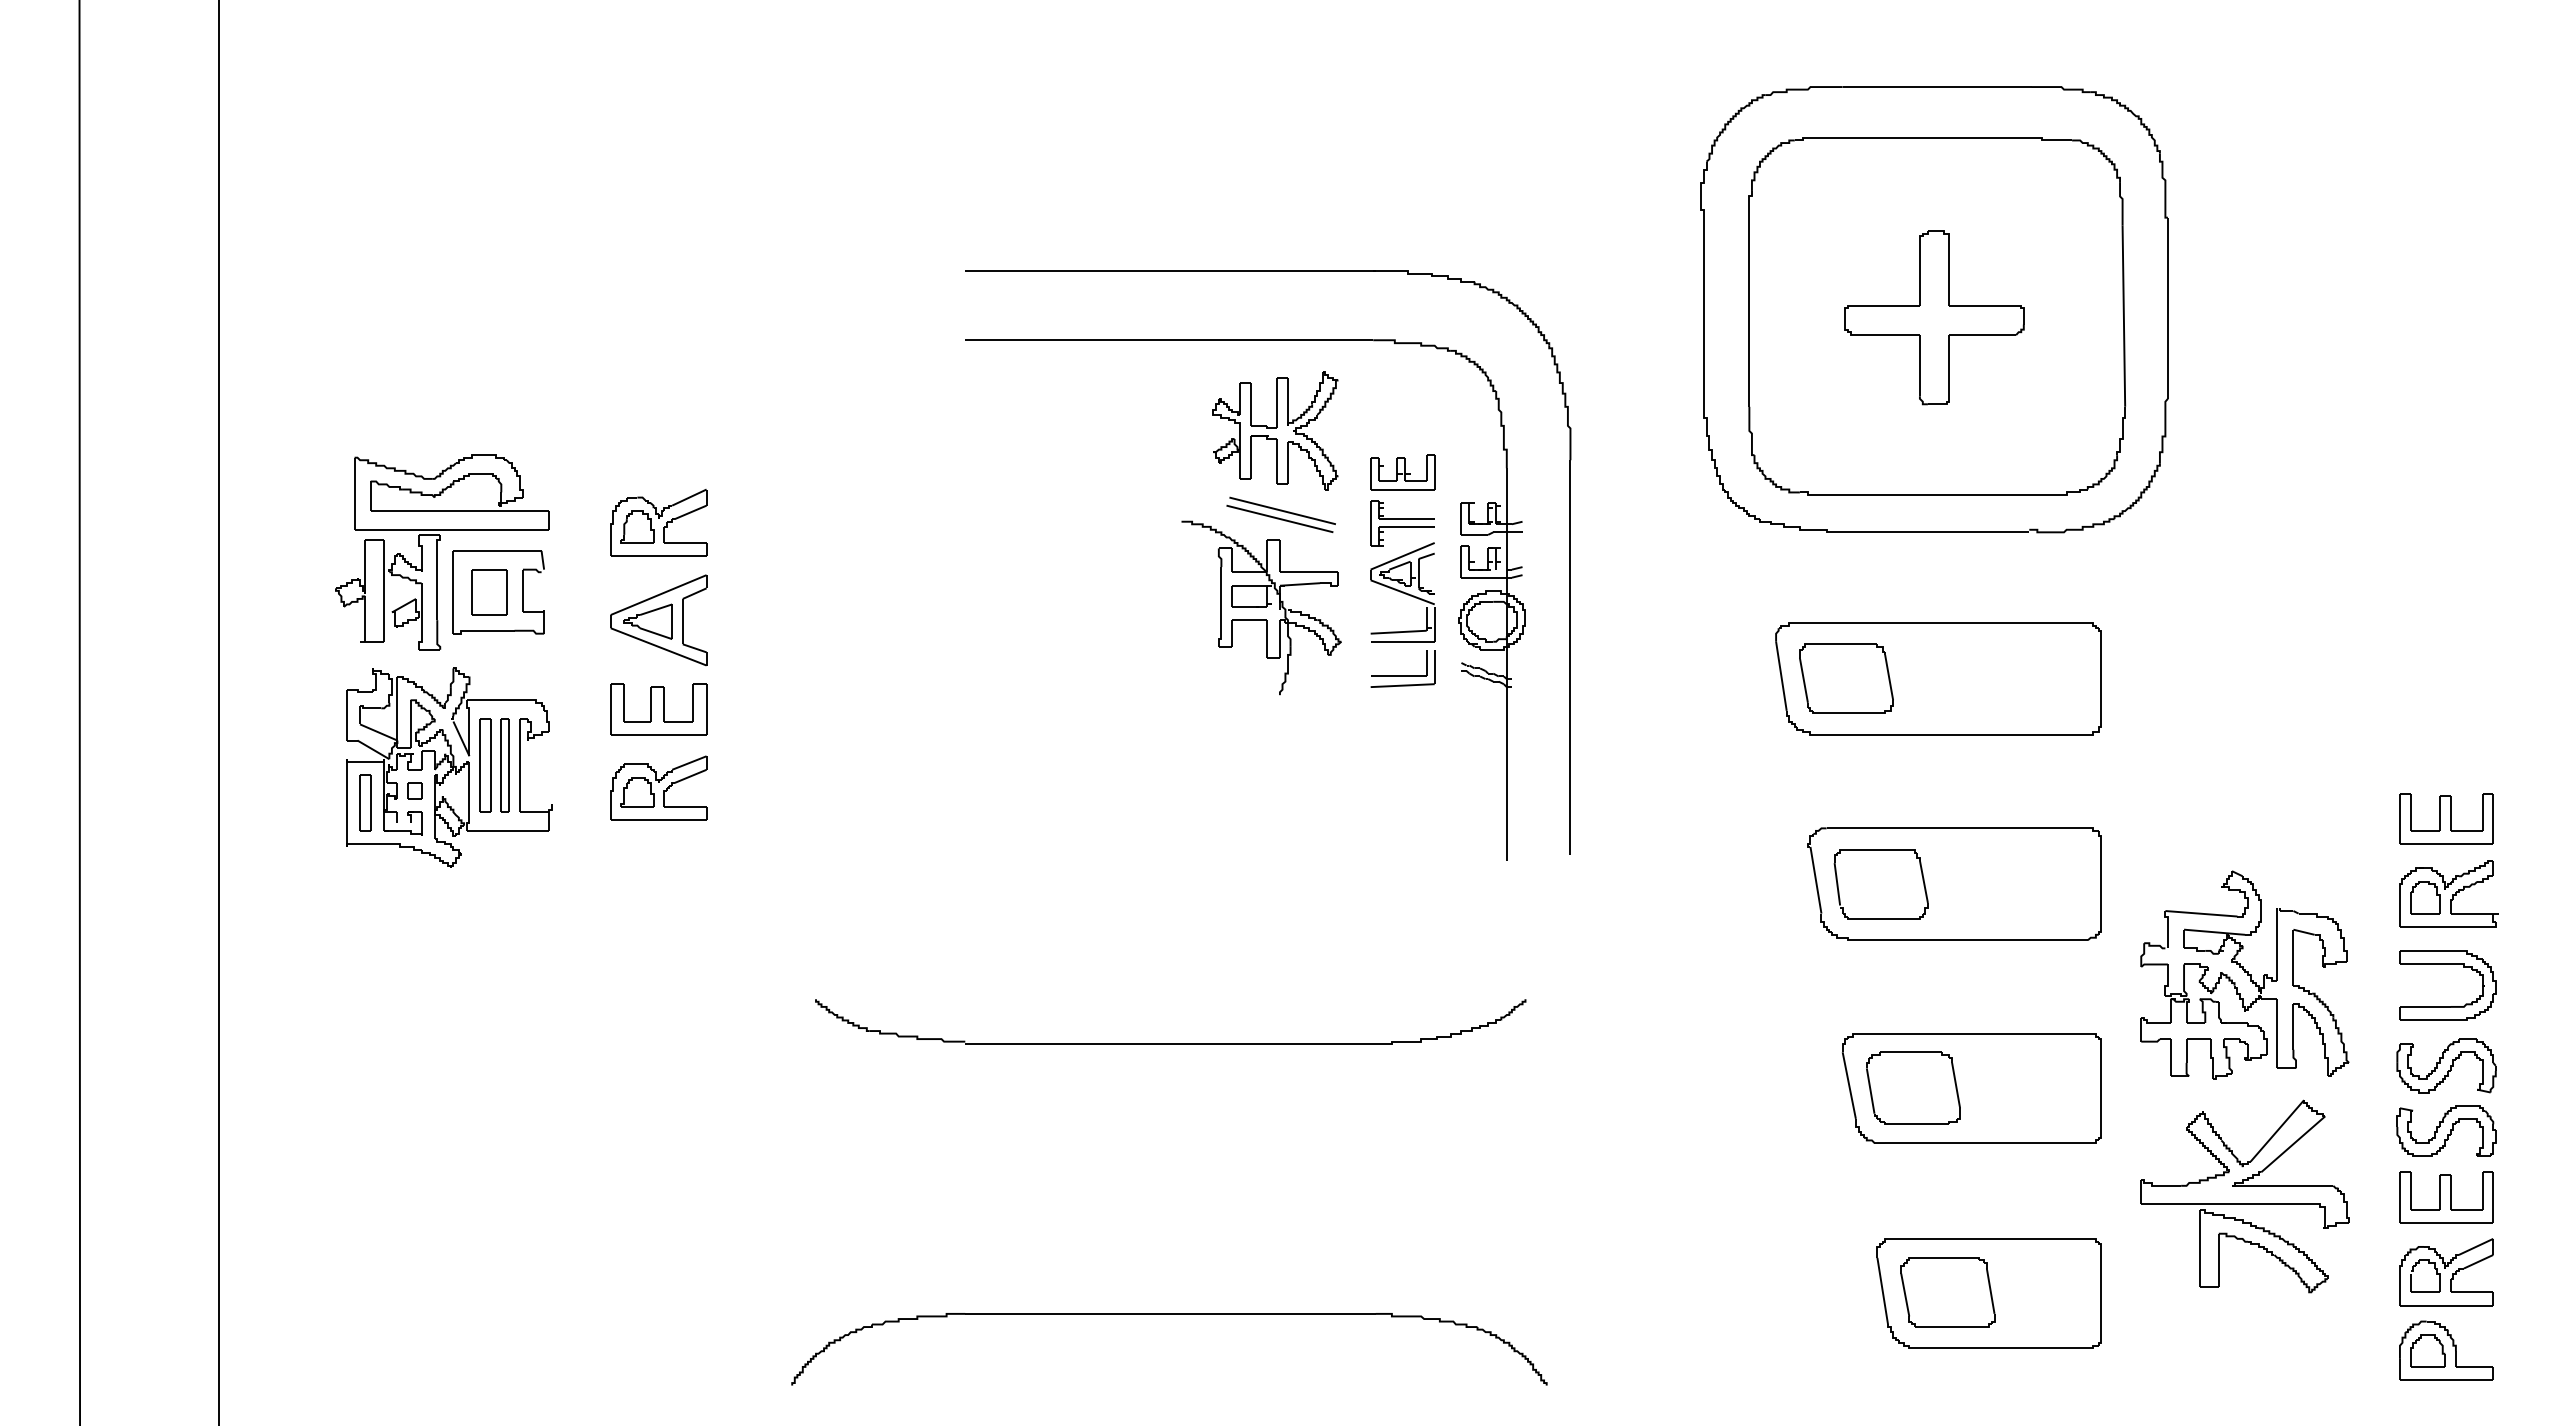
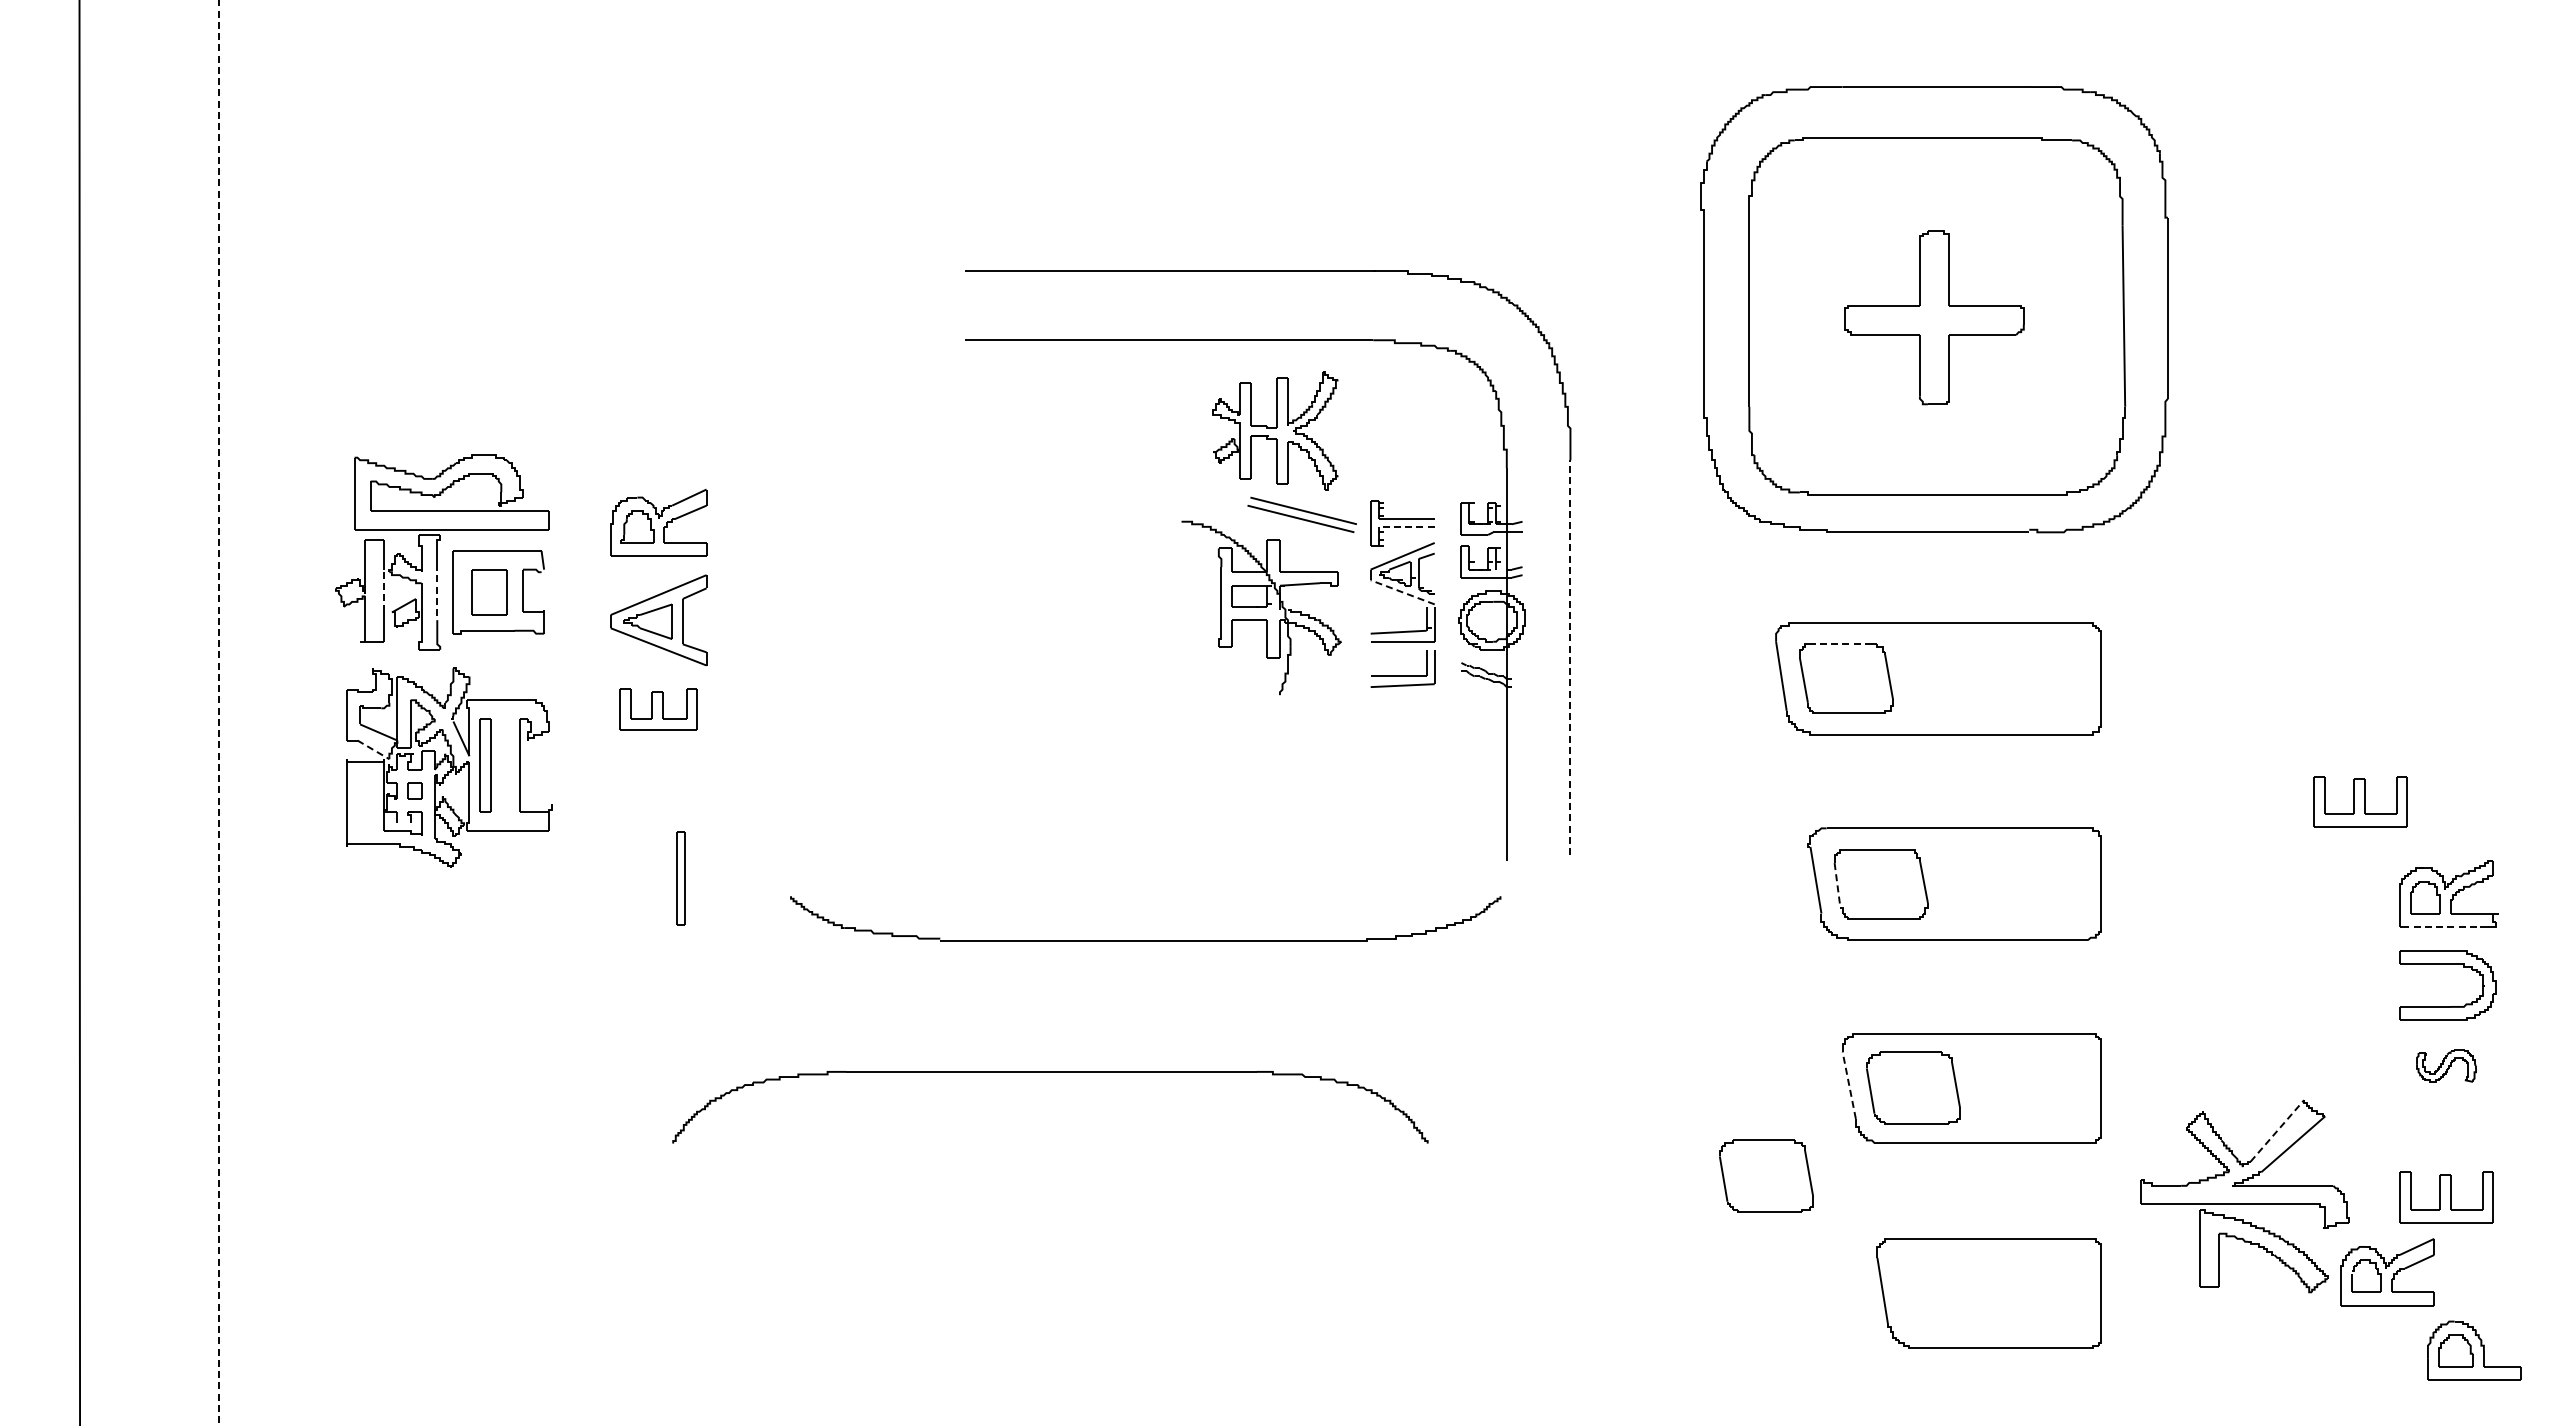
part: present -> none (1402, 472)
part position: (1280, 514) -> (1301, 514) (1301, 514)
line: solid -> dashed (1406, 526)
line: solid -> dashed (384, 590)
line: solid -> dashed (437, 592)
line: solid -> dashed (1402, 592)
line: solid -> dashed (1842, 644)
line: solid -> dashed (1570, 657)
part size: 98x53 px -> 79x43 px (658, 709)
line: solid -> dashed (218, 713)
line: solid -> dashed (373, 750)
part position: (504, 765) -> (680, 878) (680, 878)
part: present -> none (658, 787)
part: present -> none (365, 802)
part position: (2446, 818) -> (2360, 801) (2360, 801)
line: solid -> dashed (1837, 884)
line: solid -> dashed (2441, 927)
part: present -> none (2244, 974)
part position: (1170, 1043) -> (1145, 940) (1145, 940)
part size: 101x56 px -> 61x34 px (2446, 1065)
line: solid -> dashed (1849, 1085)
line: solid -> dashed (2277, 1130)
part: present -> none (2446, 1130)
part: none -> present (1766, 1175)
part position: (2446, 1272) -> (2387, 1272) (2387, 1272)
part: present -> none (1947, 1292)
part position: (1169, 1314) -> (1050, 1072) (1050, 1072)
part position: (2446, 1350) -> (2474, 1350) (2474, 1350)
